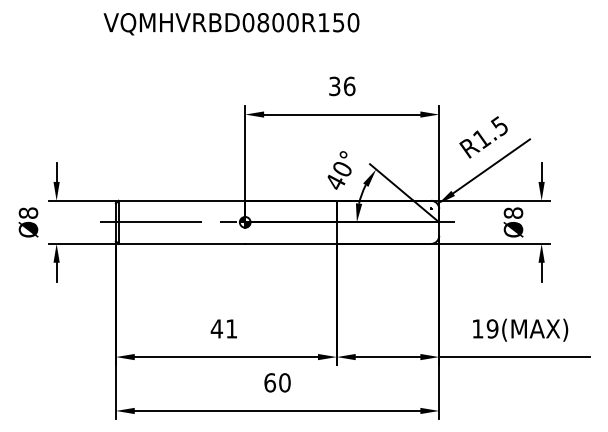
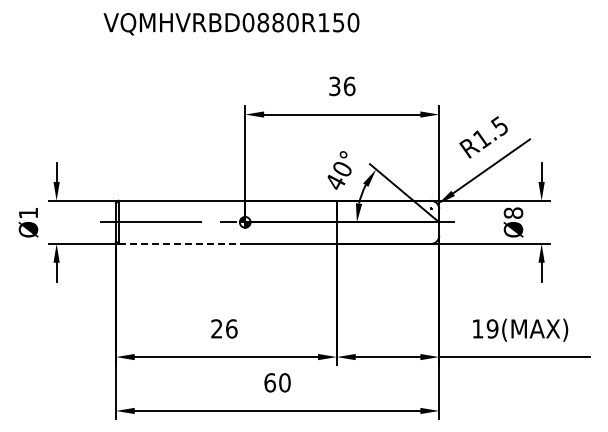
text: VQMHVRBD0800R150 -> VQMHVRBD0880R150 (277, 22)
text: Ø8 -> Ø1 (28, 212)
line: solid -> dashed (182, 243)
text: 41 -> 26 (223, 328)
